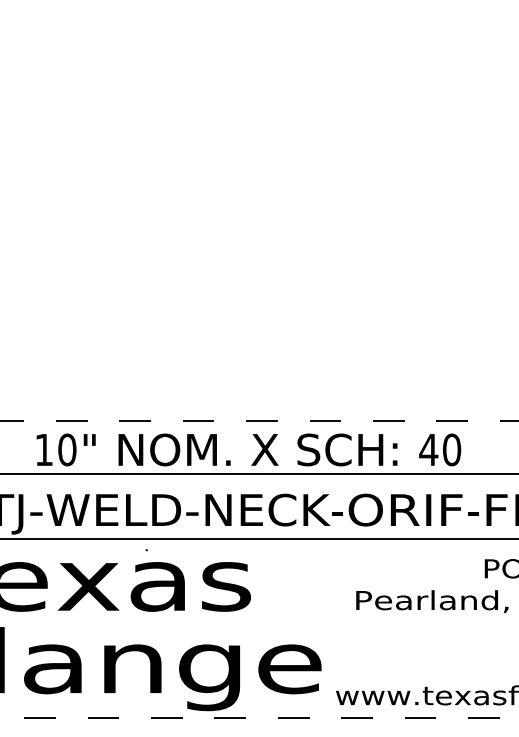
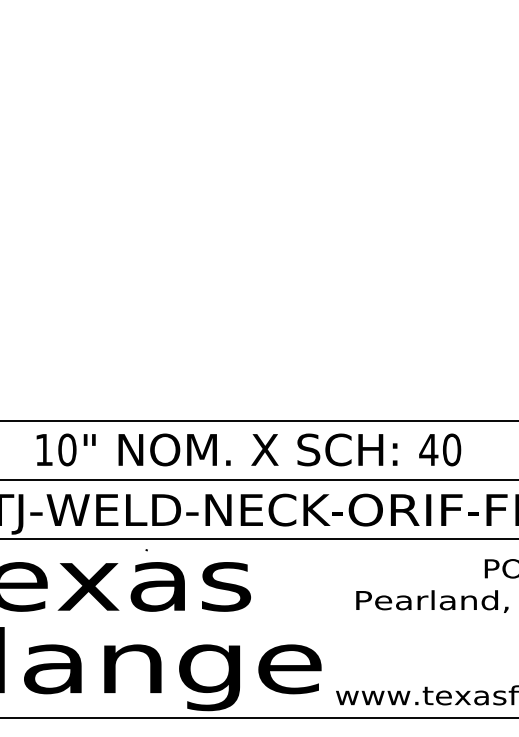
line: dashed -> solid (259, 420)
line position: (258, 474) -> (258, 480) (258, 480)
line: dashed -> solid (259, 717)
